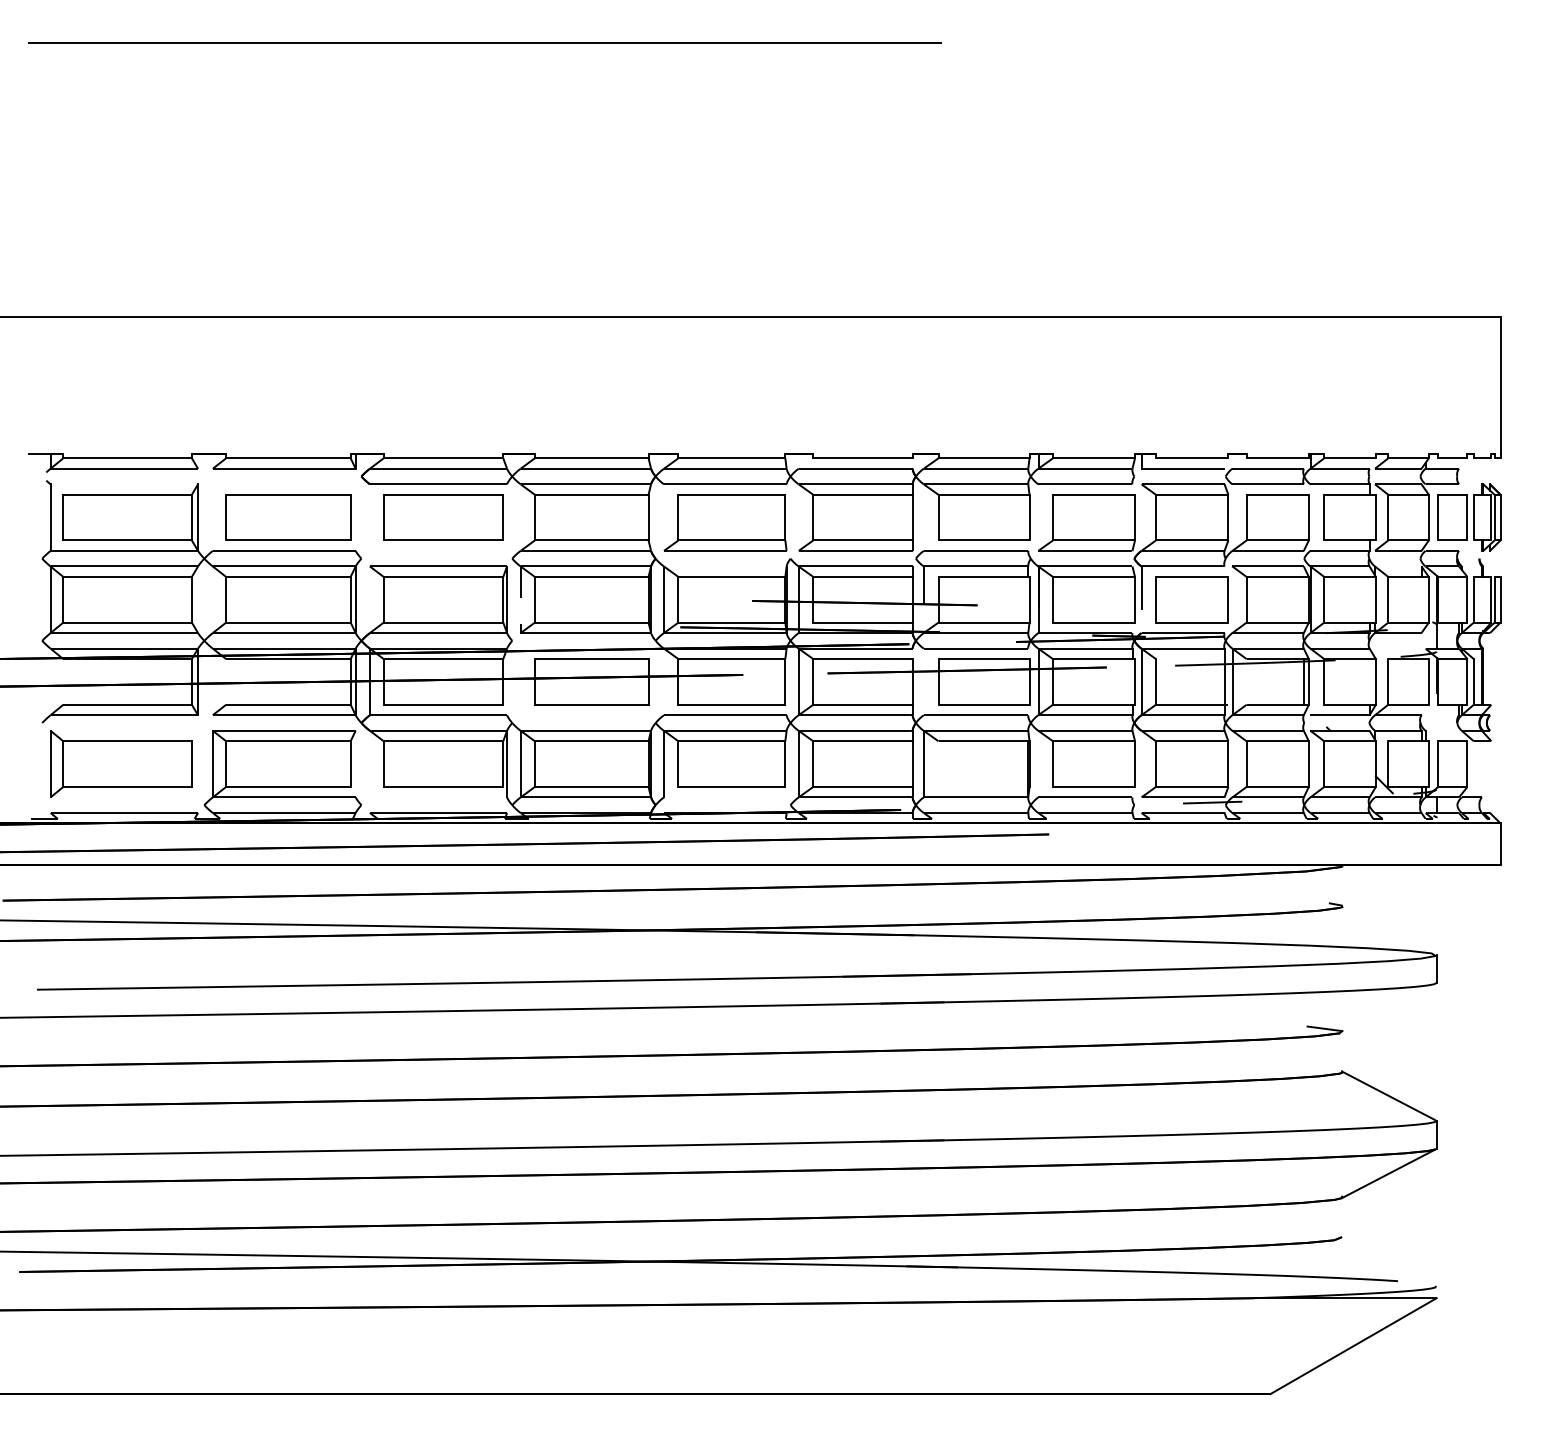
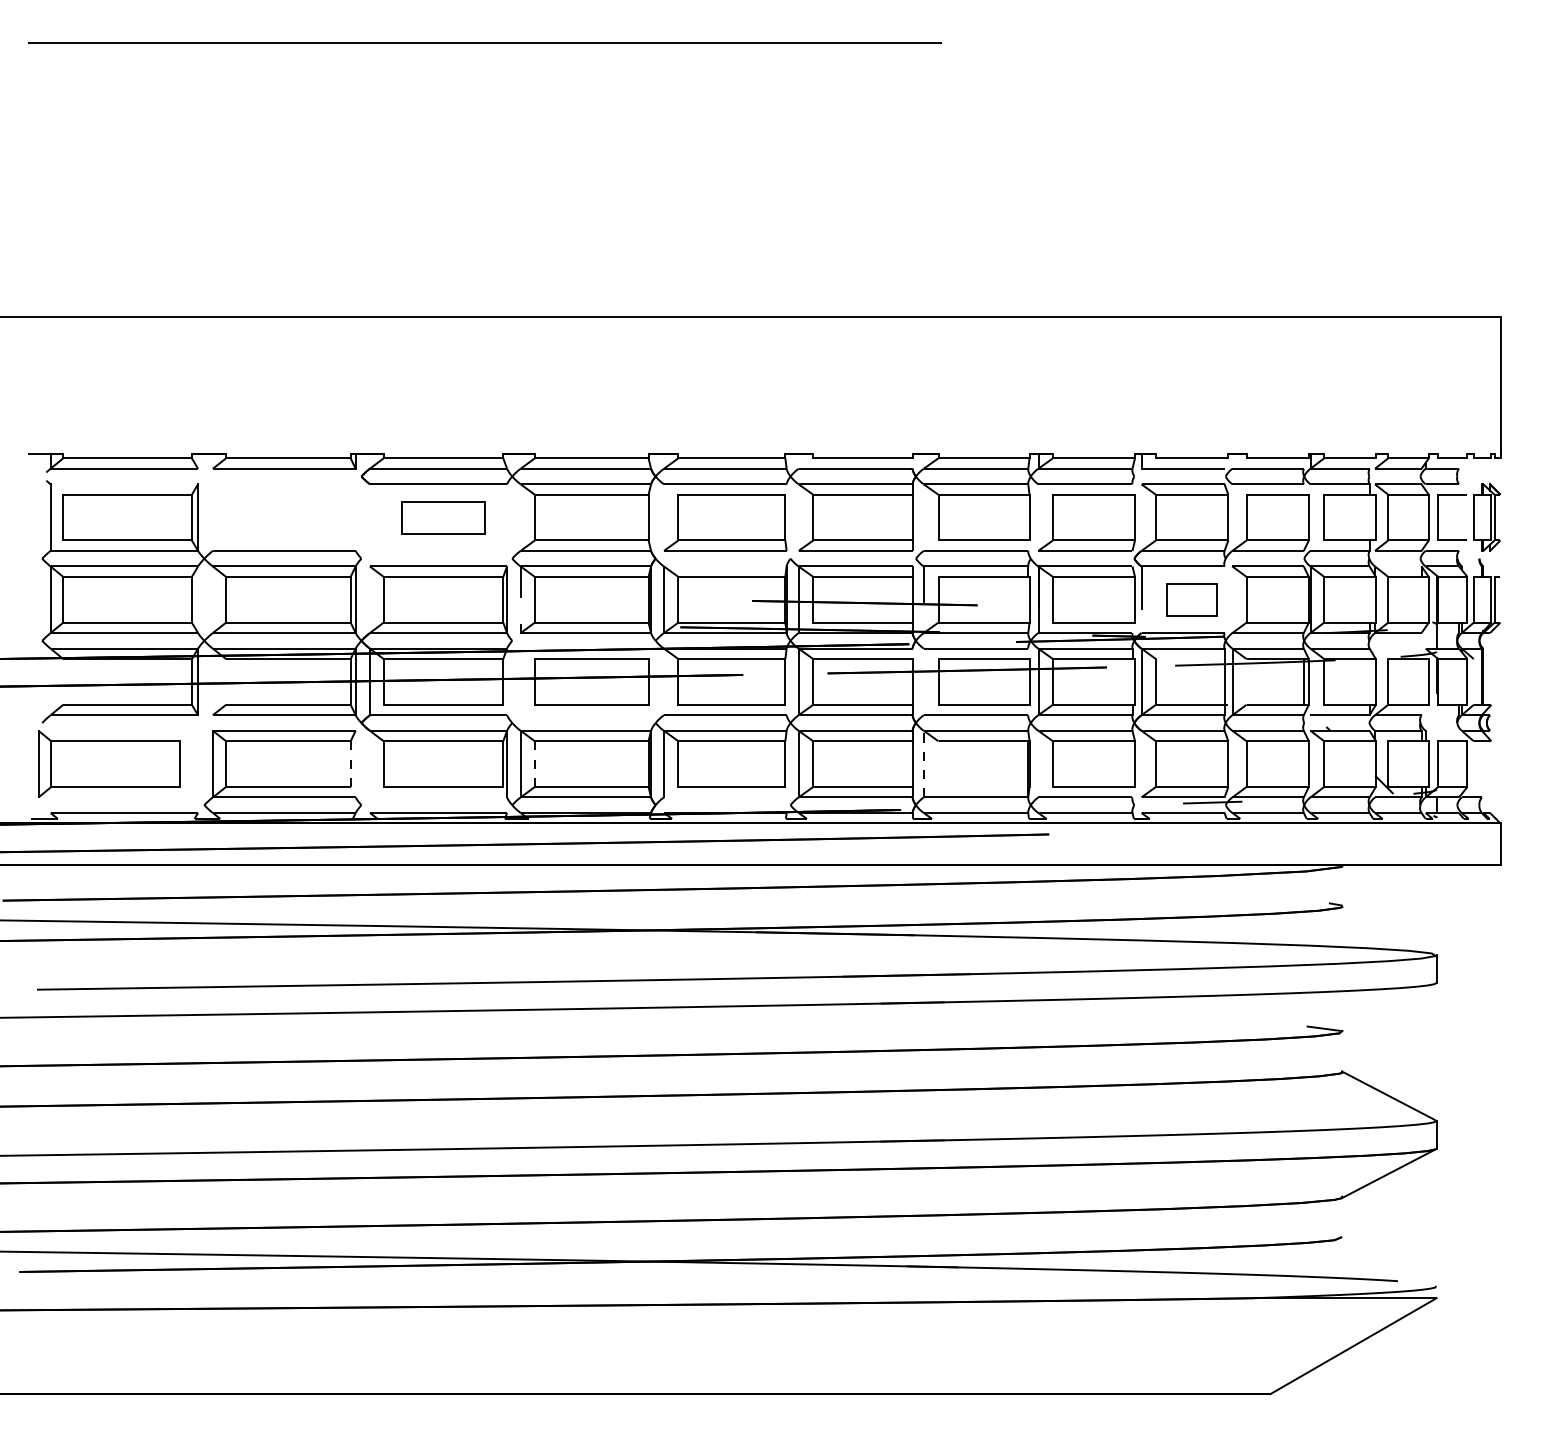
part: present -> none (288, 517)
part size: 121x47 px -> 85x34 px (443, 517)
line: present -> none (1467, 517)
line: present -> none (1500, 517)
part size: 74x48 px -> 52x34 px (1191, 599)
line: present -> none (1500, 599)
line: present -> none (1473, 681)
part position: (121, 763) -> (109, 763) (109, 763)
line: solid -> dashed (923, 763)
line: solid -> dashed (350, 764)
line: solid -> dashed (534, 764)
